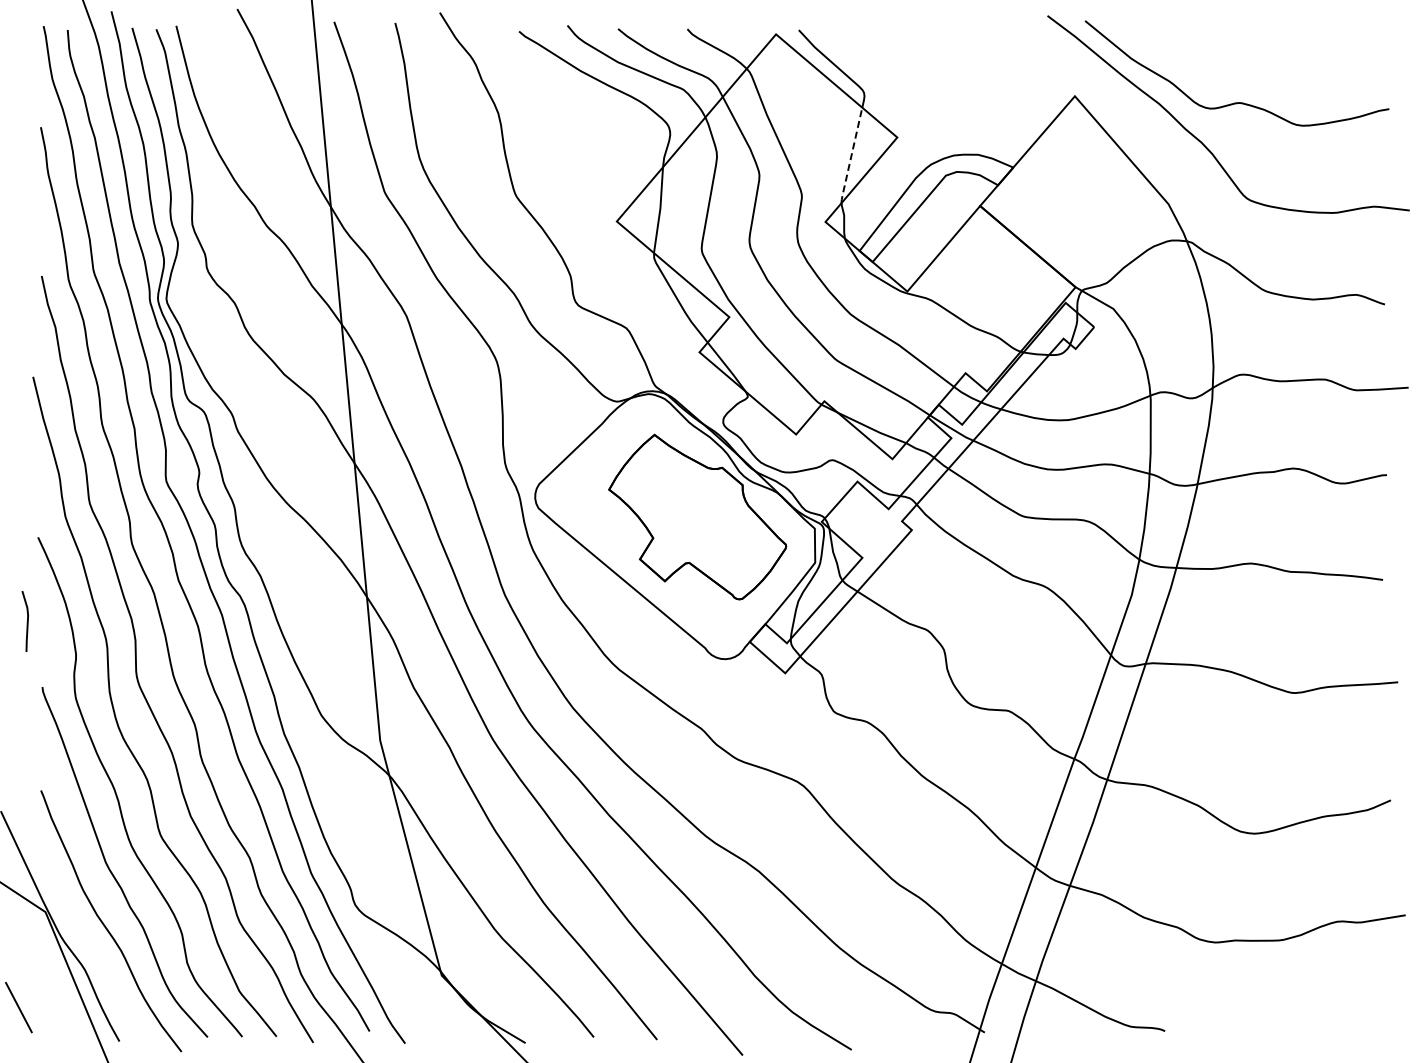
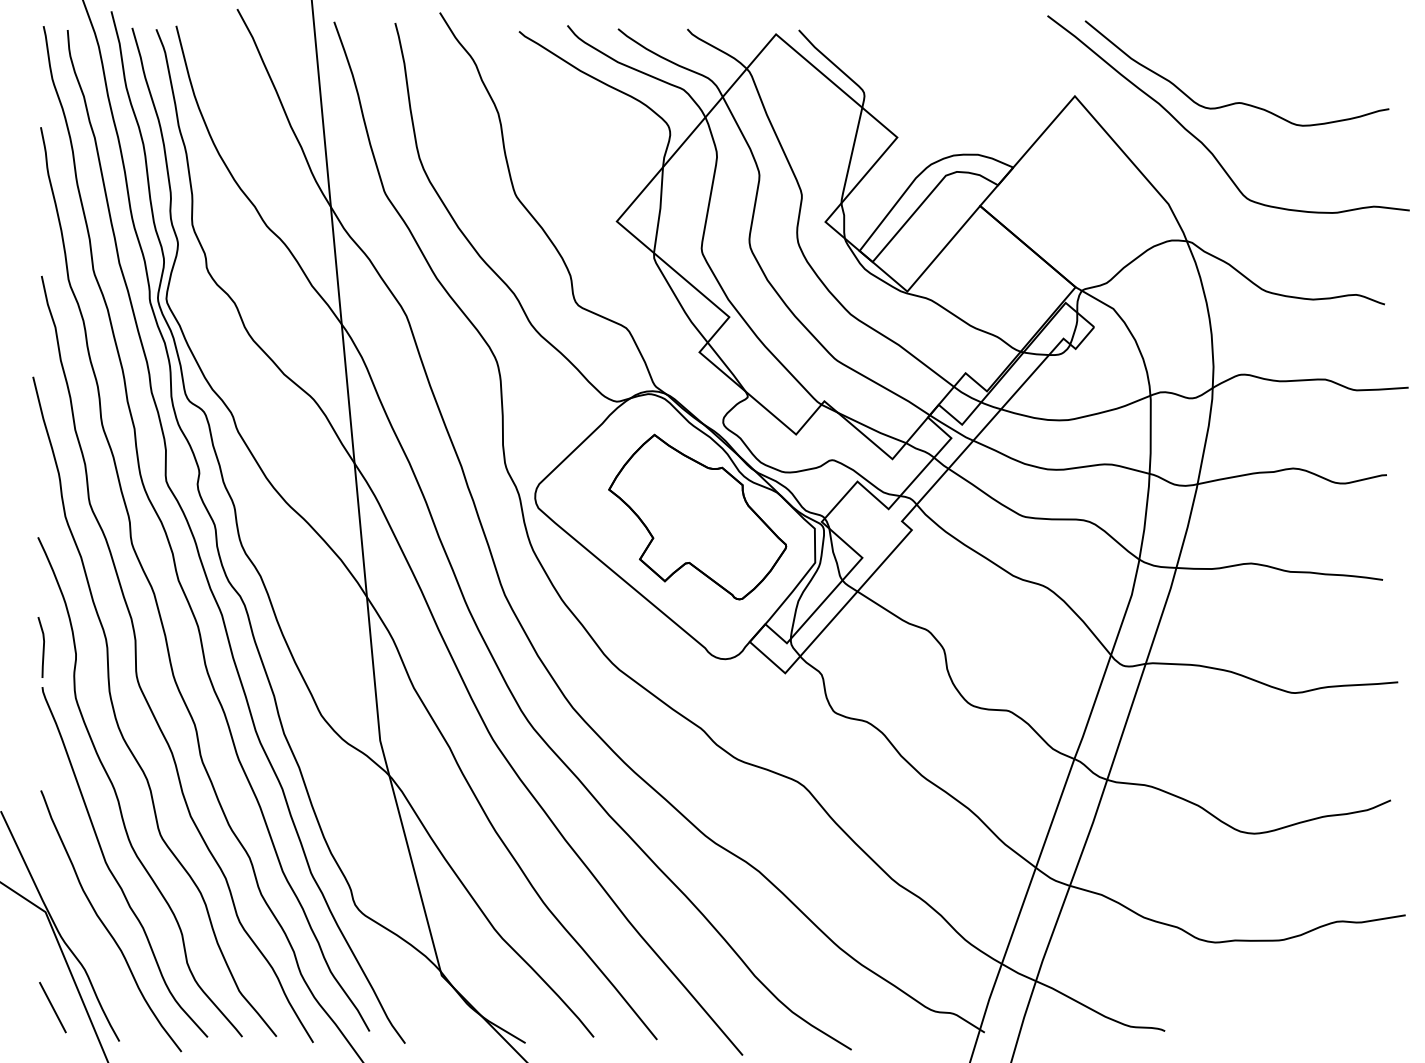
line: dashed -> solid (851, 156)
line position: (26, 621) -> (42, 647) (42, 647)
line position: (18, 1007) -> (52, 1007) (52, 1007)
